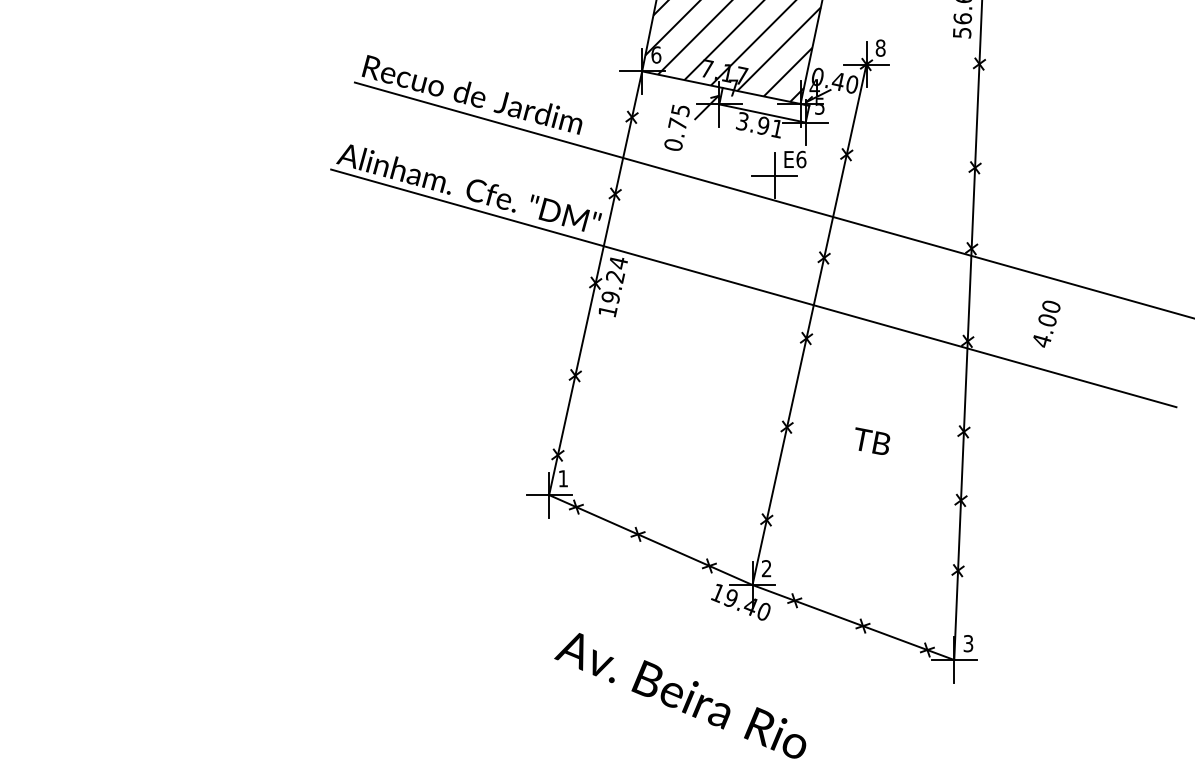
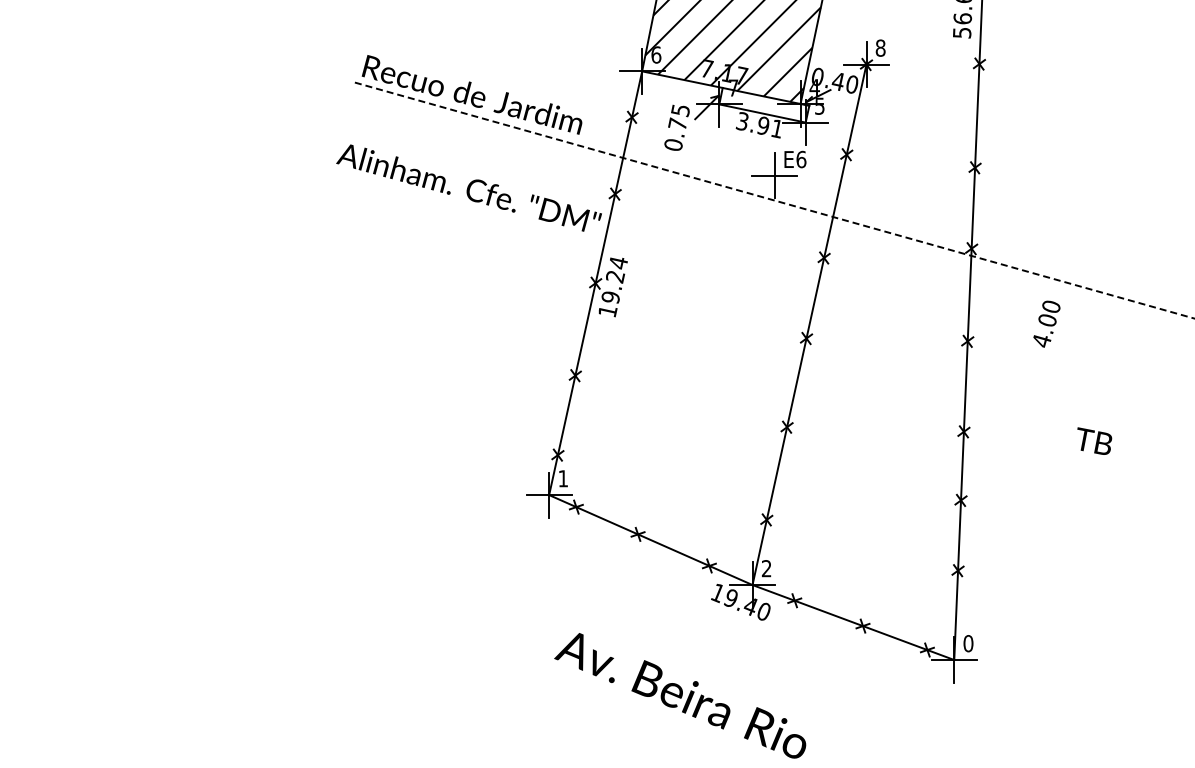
line: solid -> dashed (774, 200)
line: present -> none (753, 288)
text position: (872, 440) -> (1094, 440) (1094, 440)
text: 3 -> 0 (968, 643)
